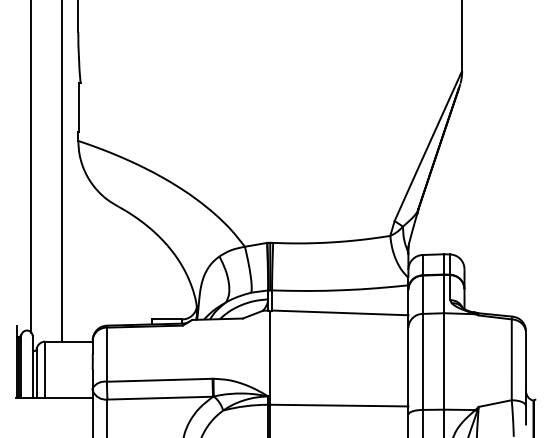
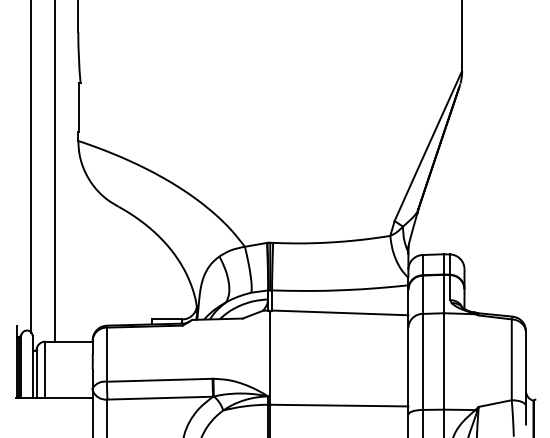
line position: (61, 171) -> (54, 171) (54, 171)
